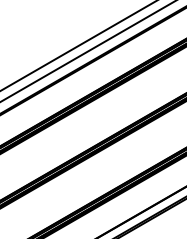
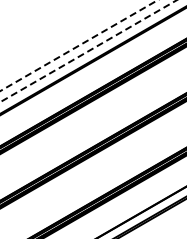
line: solid -> dashed (79, 45)
line: solid -> dashed (89, 50)
